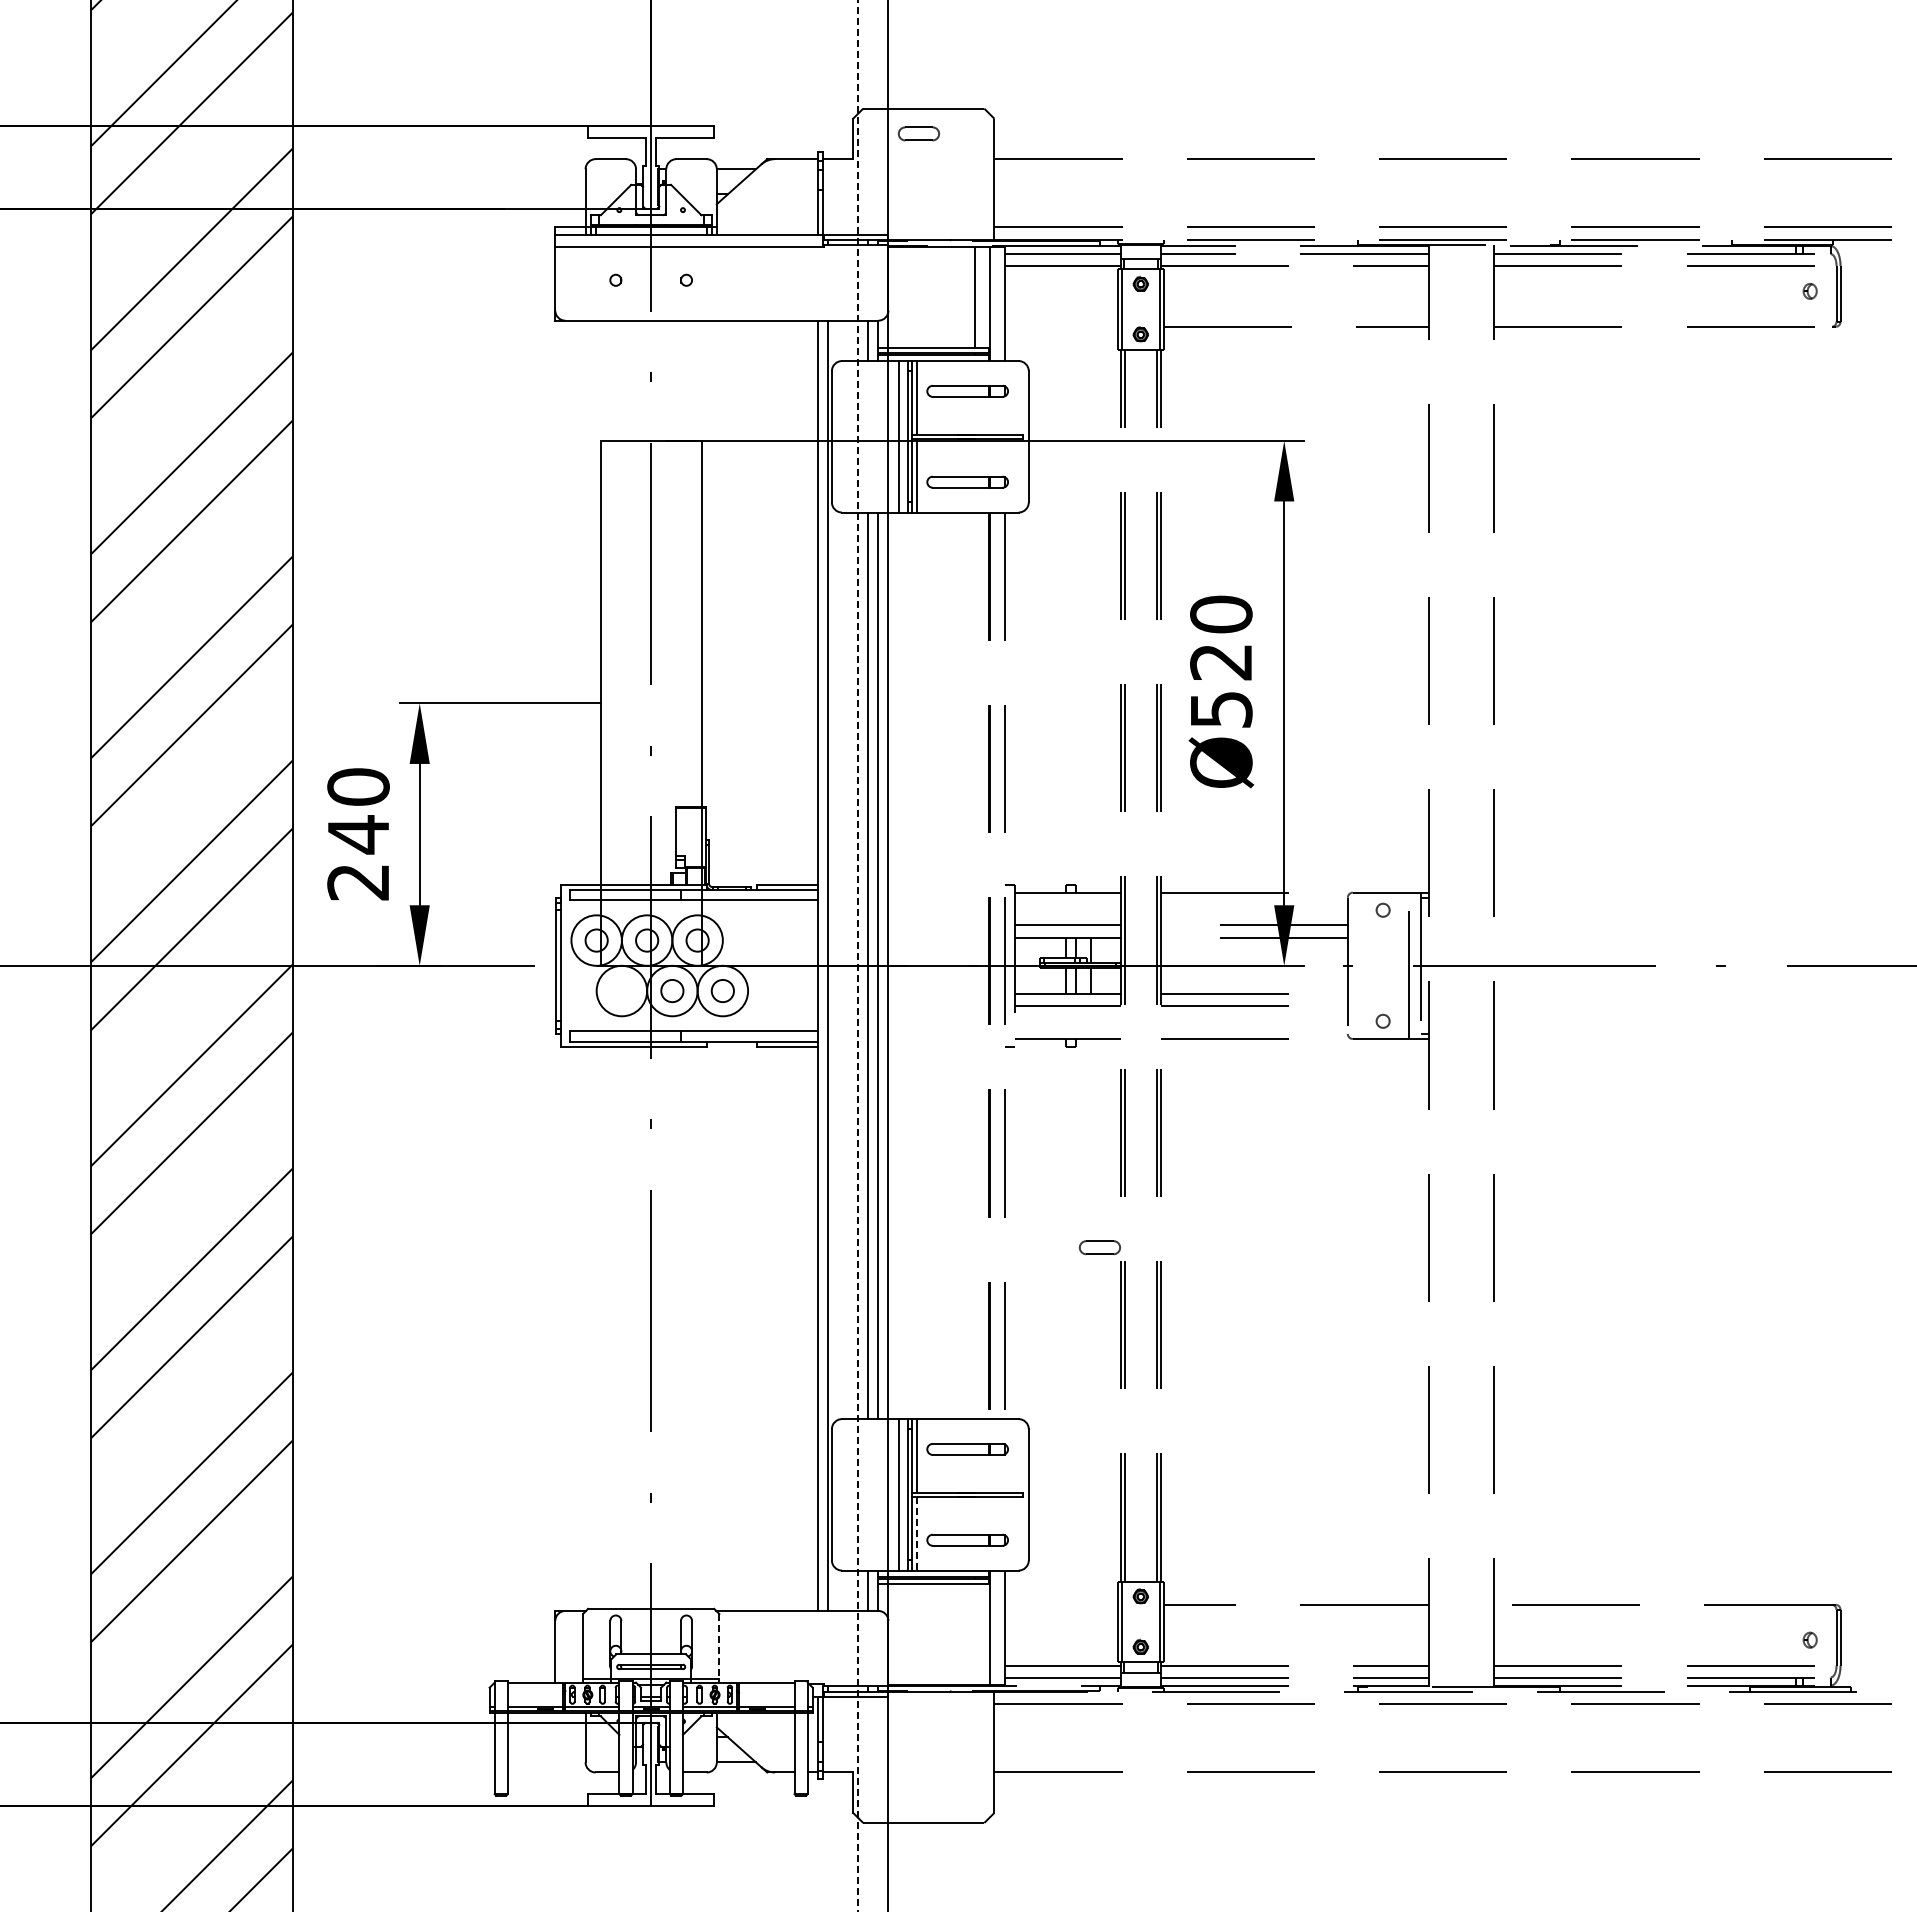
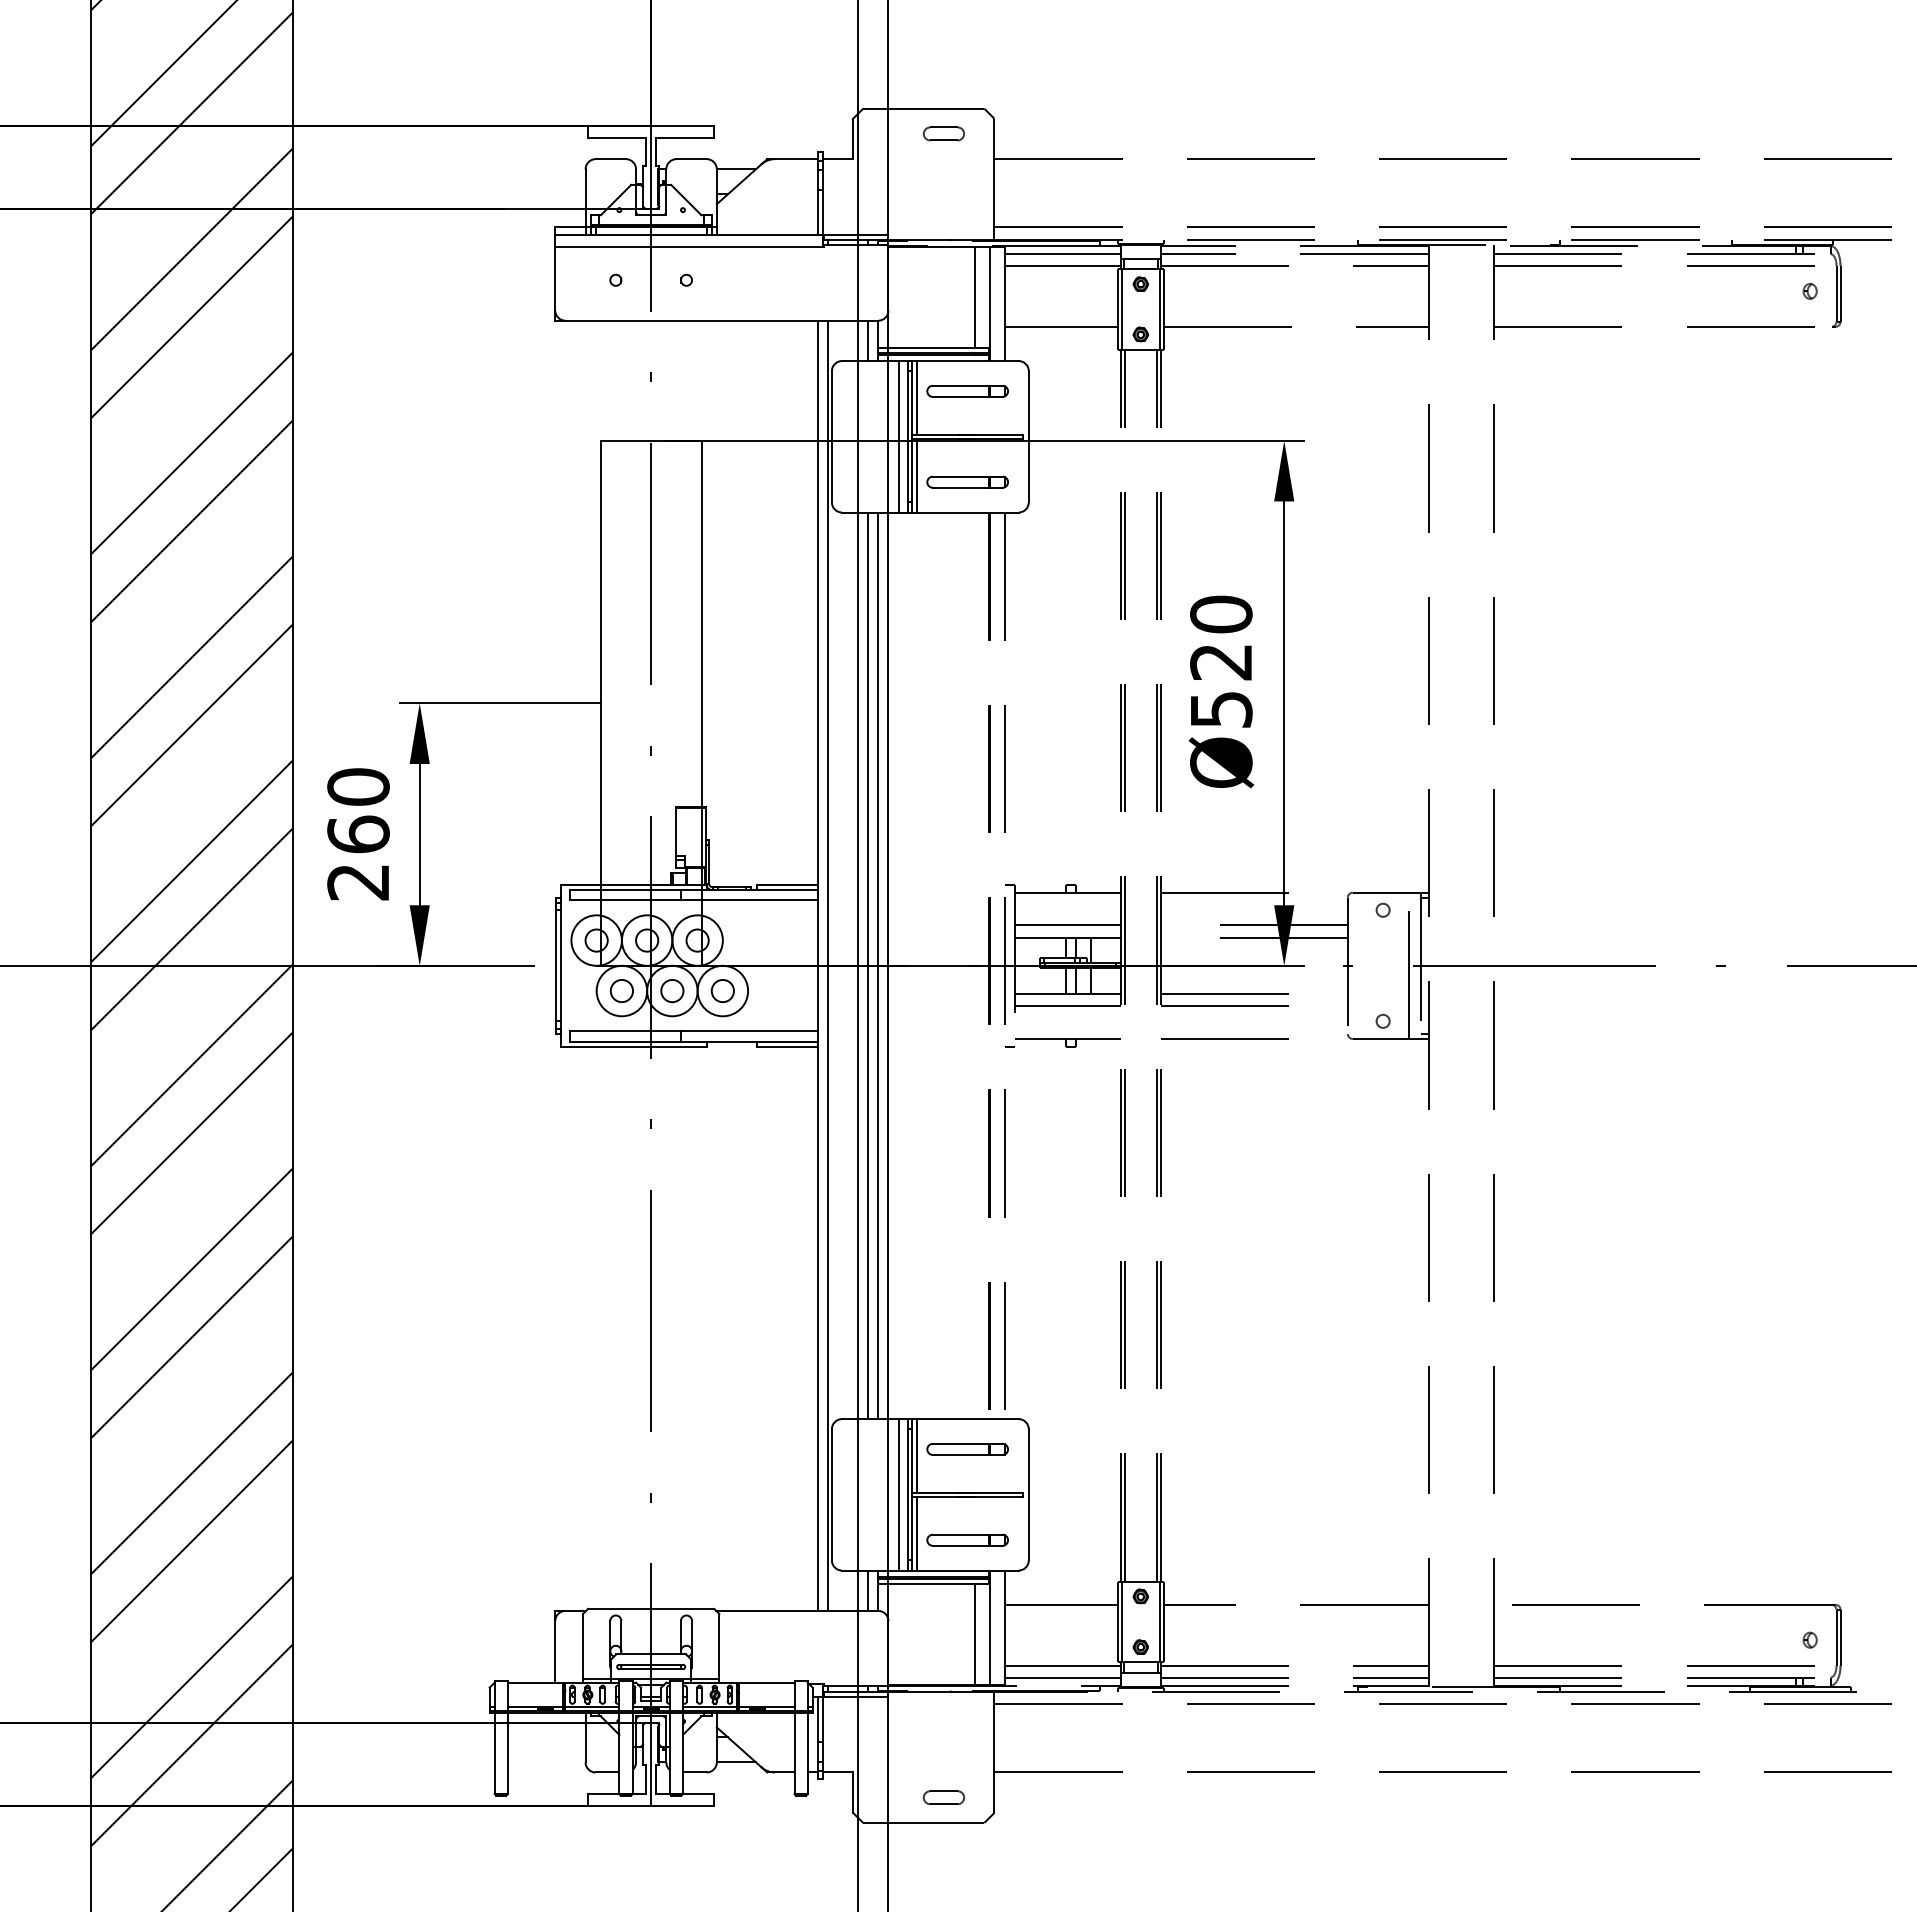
part position: (918, 133) -> (943, 133) (943, 133)
line: none -> present (1061, 326)
text: 240 -> 260 (358, 834)
line: dashed -> solid (858, 955)
circle: none -> present (621, 990)
part position: (1099, 1247) -> (943, 1797) (943, 1797)
line: dashed -> solid (916, 1533)
line: none -> present (1061, 1604)
line: none -> present (975, 1633)
line: dashed -> solid (719, 1648)
